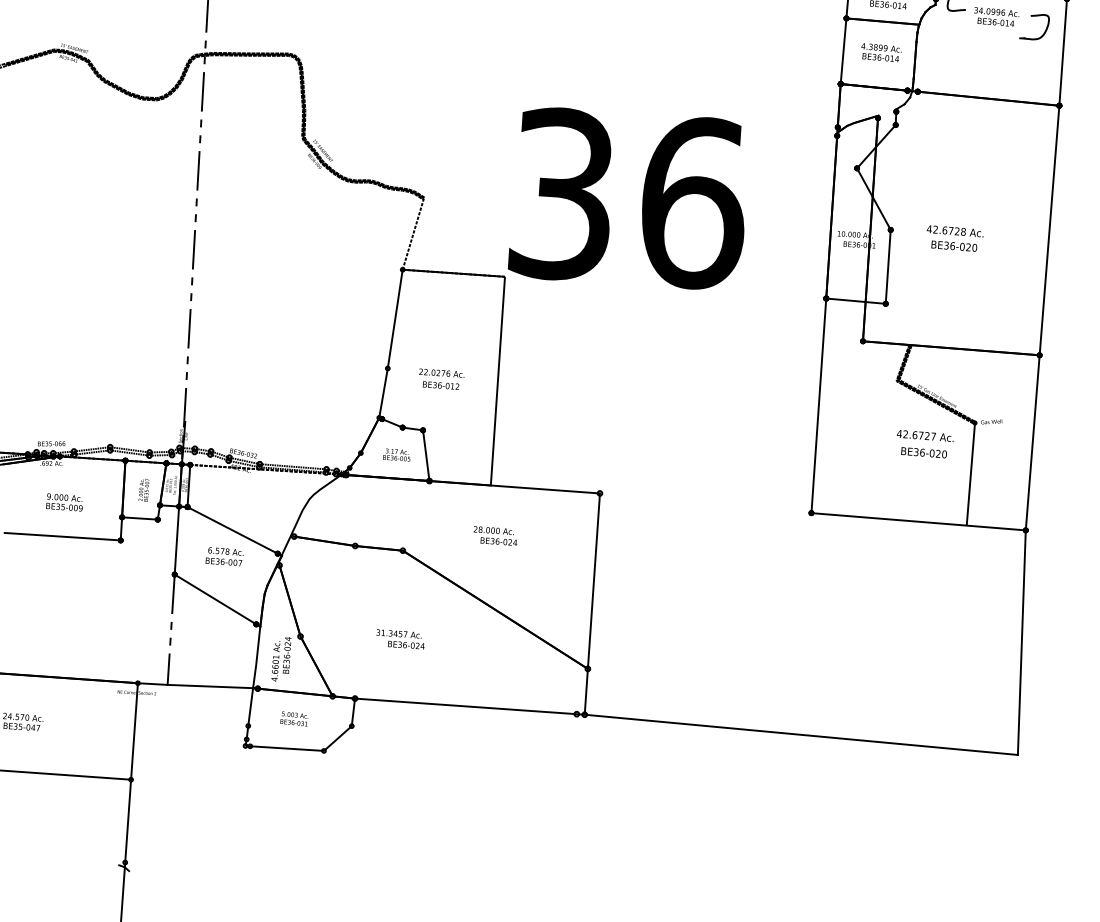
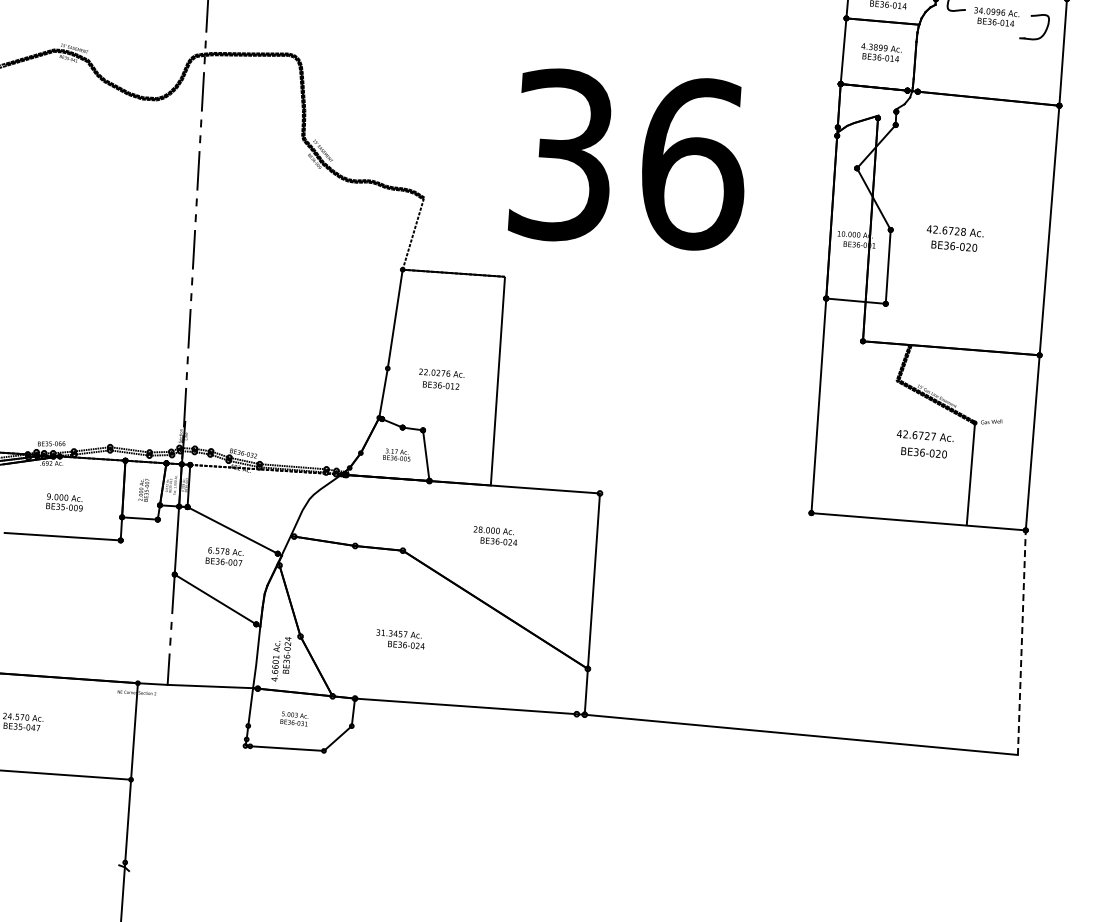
text position: (625, 198) -> (625, 159) (625, 159)
line: solid -> dashed (1021, 642)
